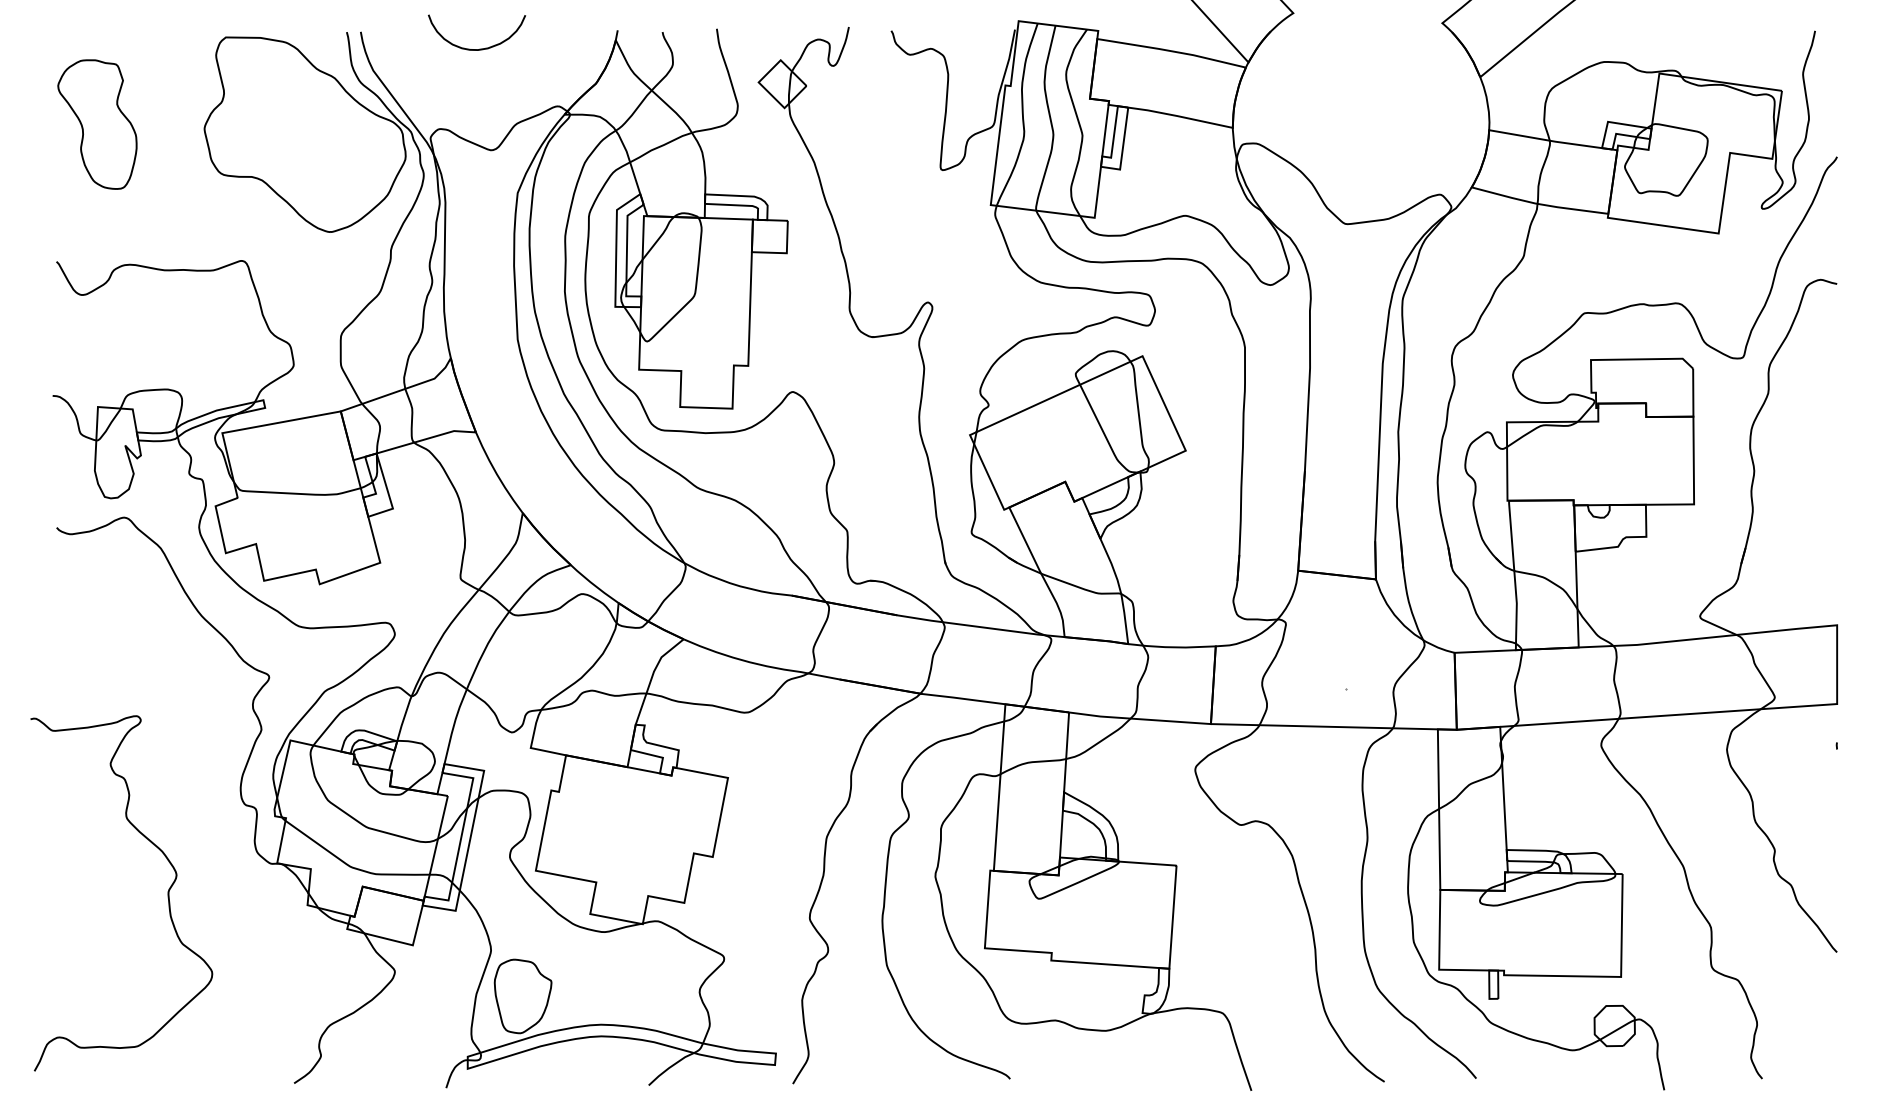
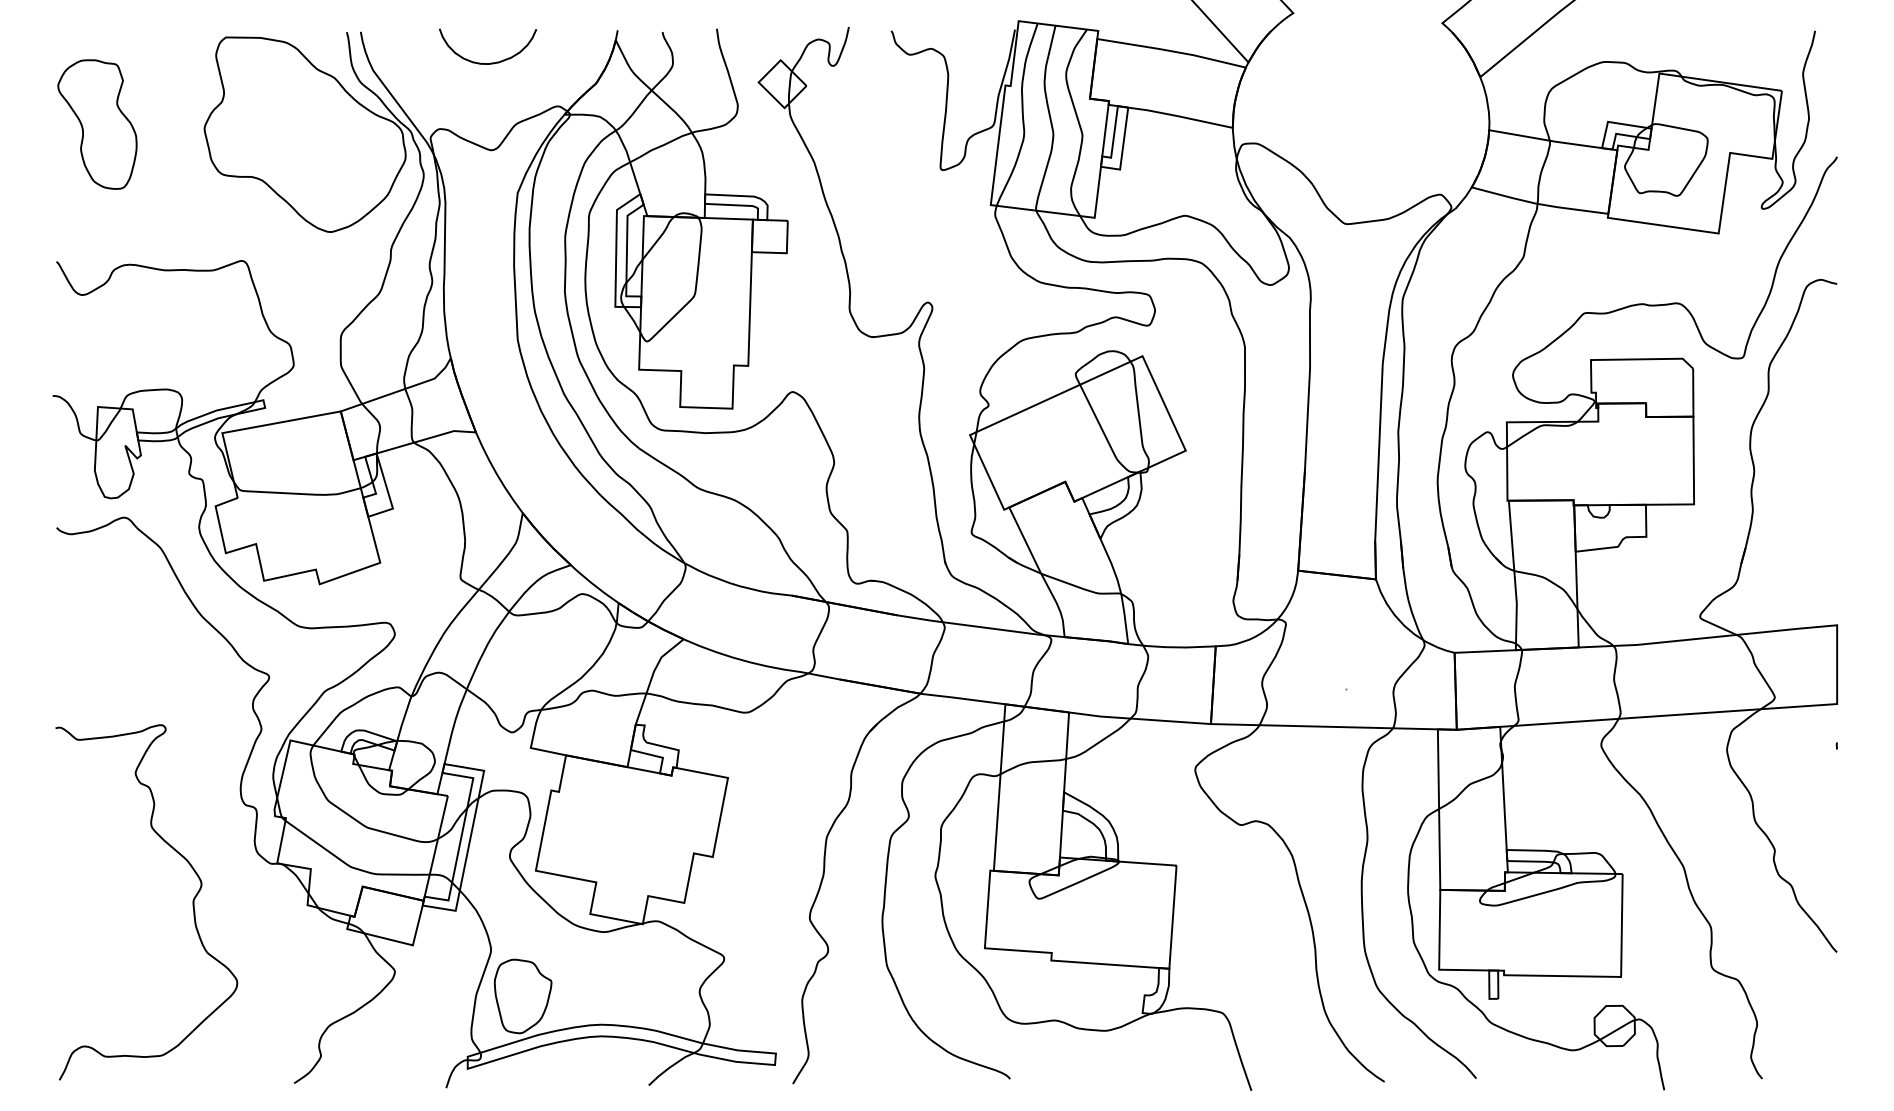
curve position: (479, 48) -> (490, 62) (490, 62)
curve position: (167, 893) -> (192, 902) (192, 902)
